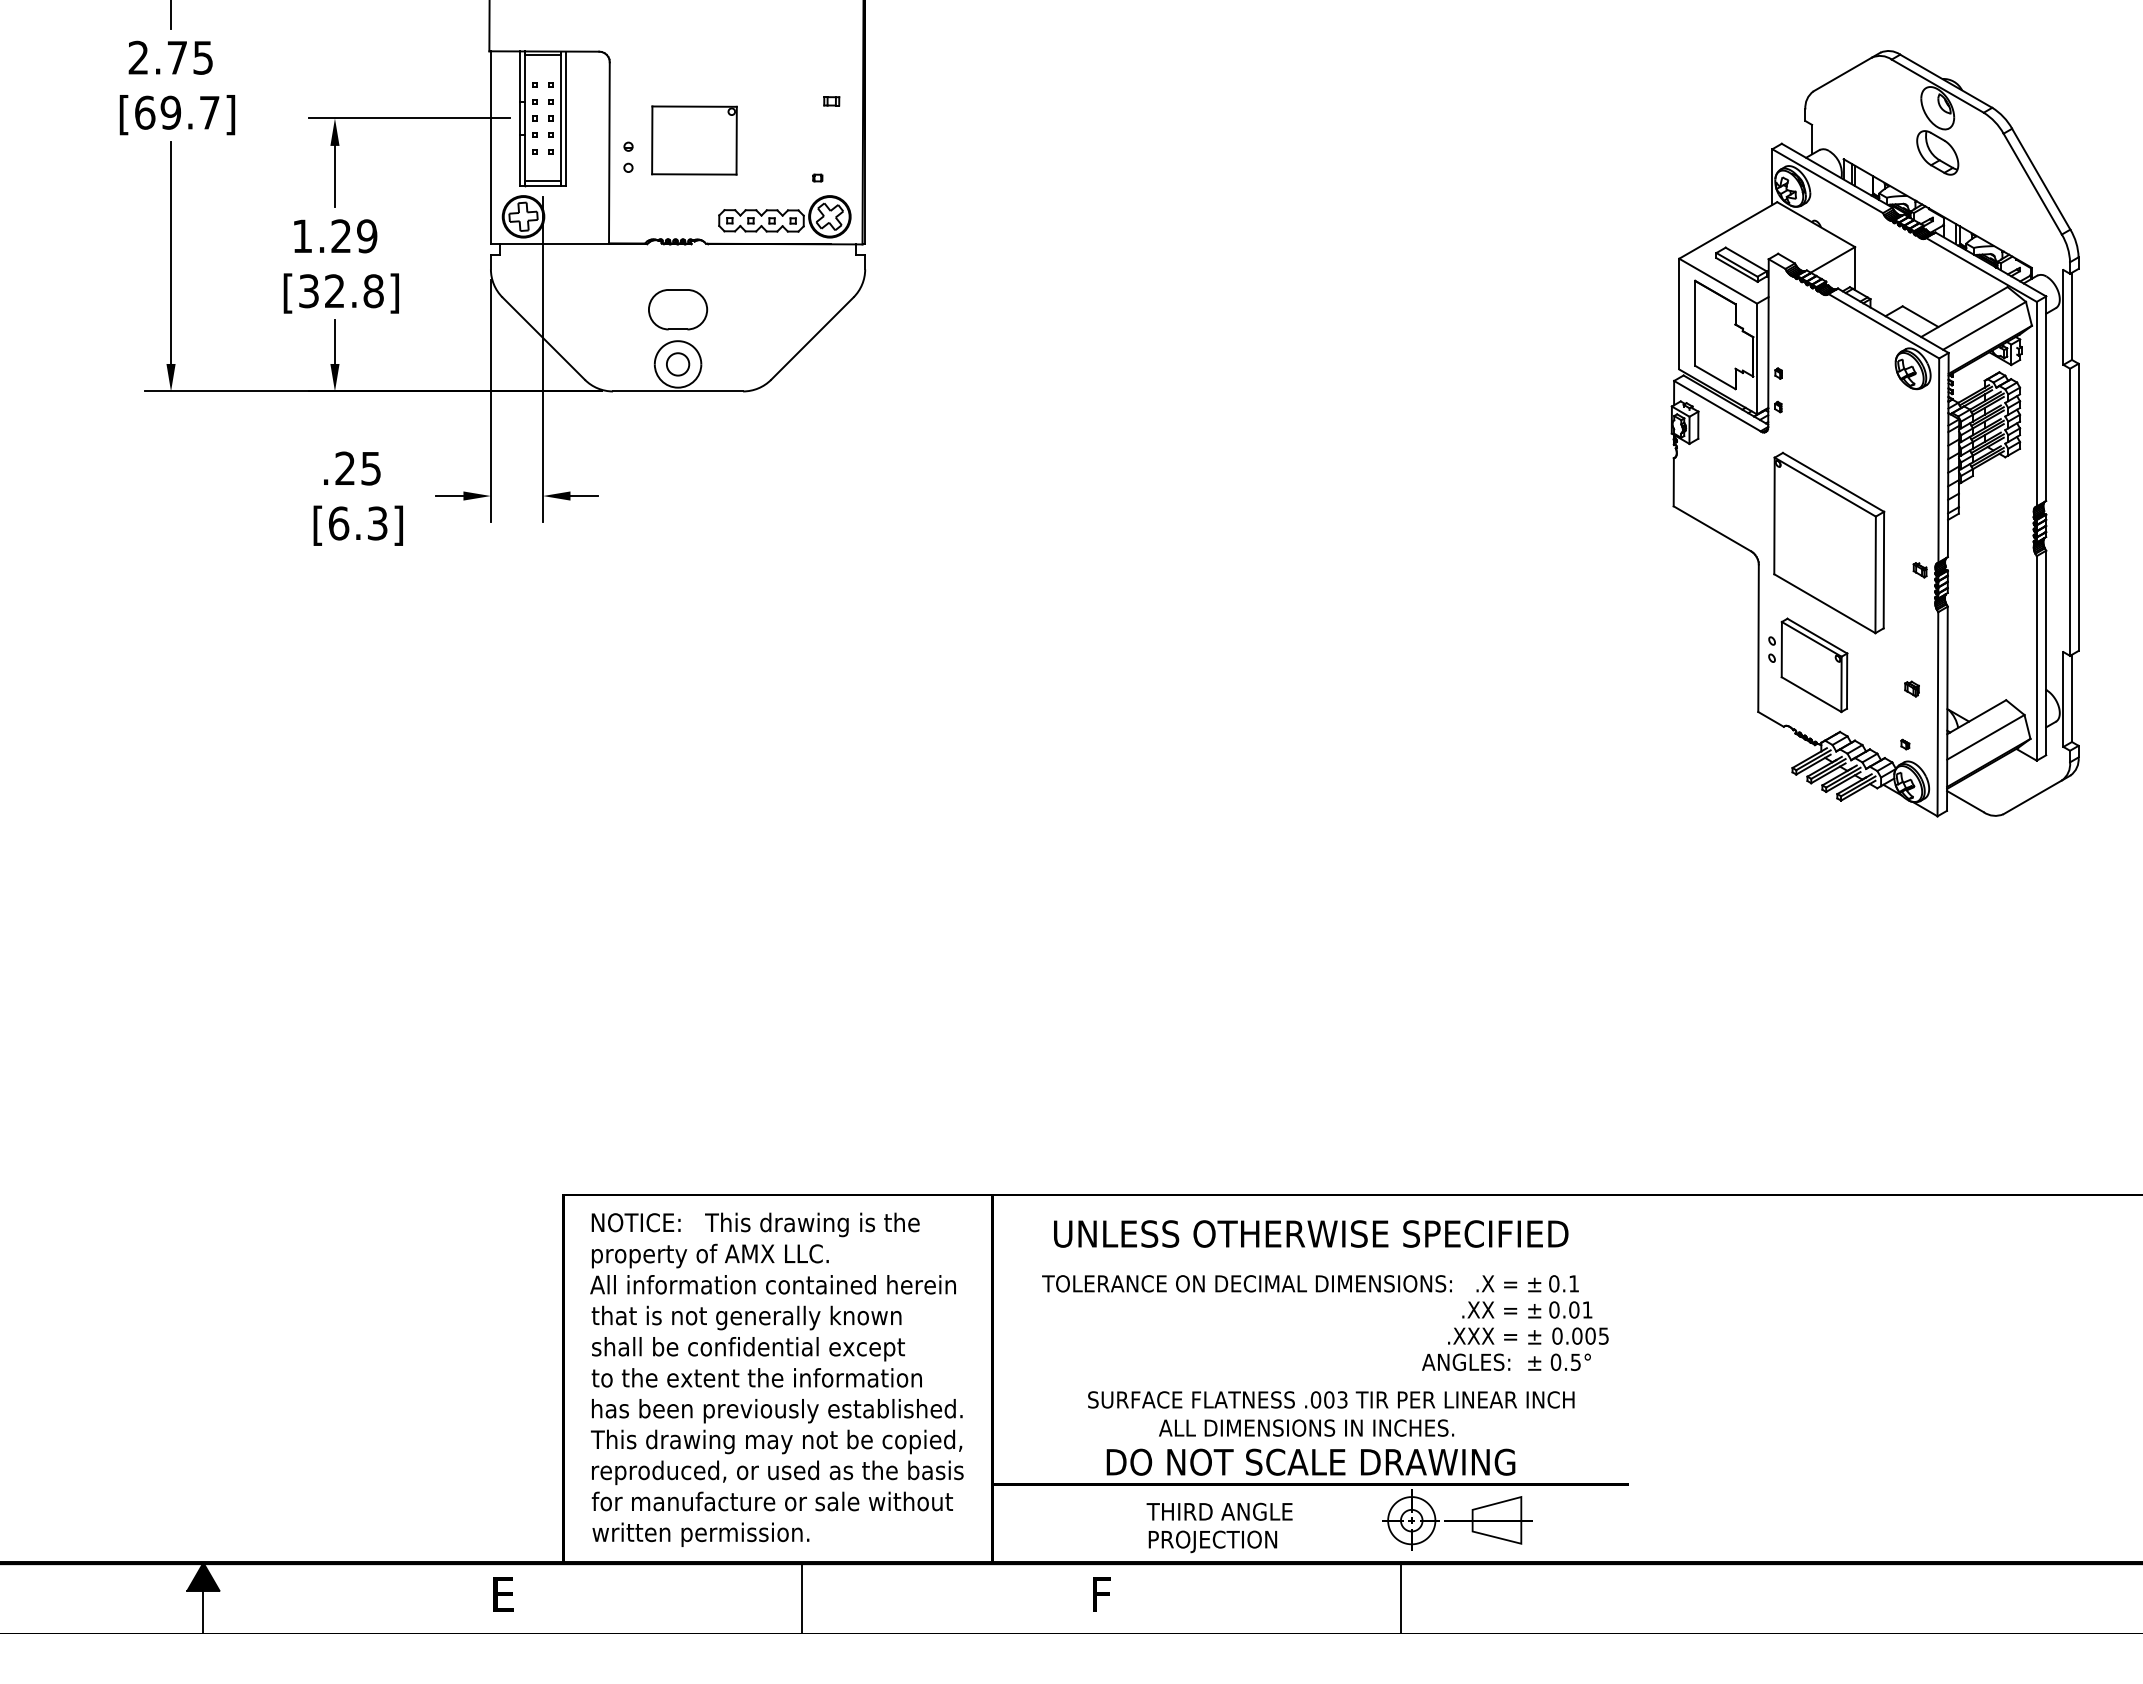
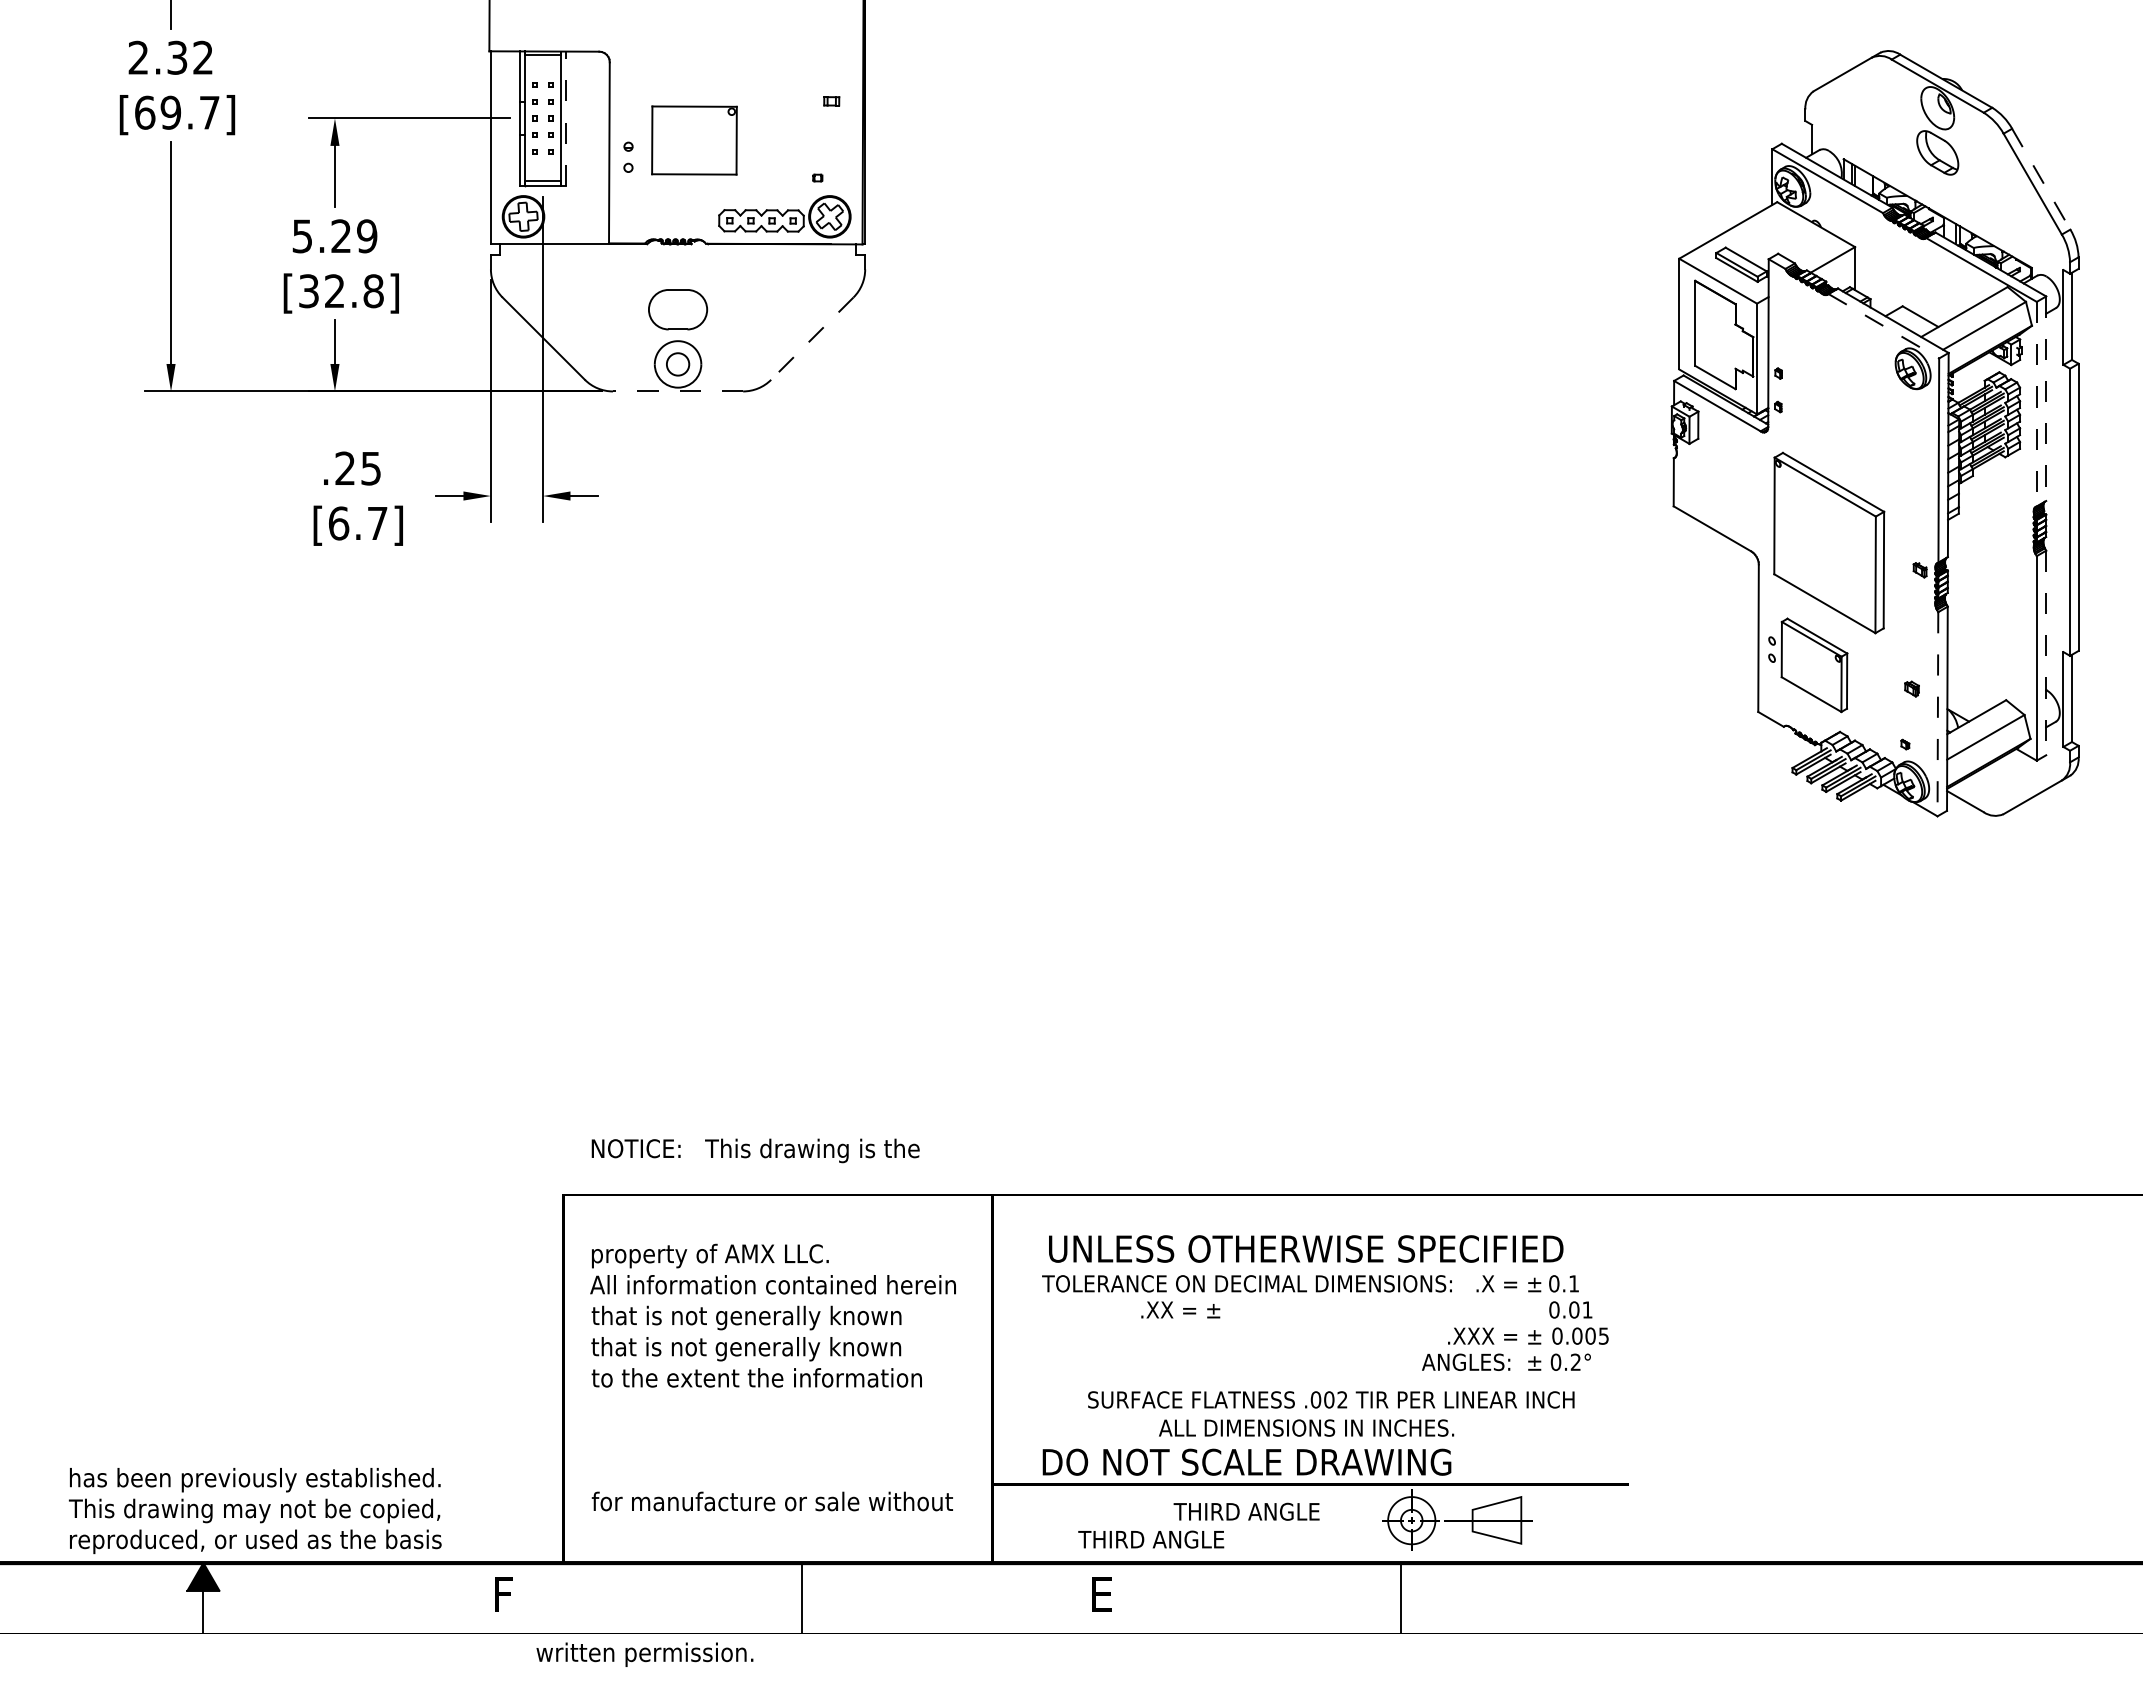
text: 2.75 -> 2.32 (189, 57)
line: solid -> dashed (565, 118)
line: solid -> dashed (2041, 179)
text: 1.29 -> 5.29 (301, 236)
line: solid -> dashed (1884, 326)
line: solid -> dashed (812, 338)
line: solid -> dashed (677, 391)
line: solid -> dashed (2046, 399)
line: solid -> dashed (2036, 404)
text: [6.3] -> [6.7] (377, 523)
line: solid -> dashed (2046, 653)
line: solid -> dashed (1937, 714)
text position: (755, 1224) -> (755, 1150) (755, 1150)
text position: (1311, 1233) -> (1306, 1248) (1306, 1248)
text position: (1501, 1309) -> (1180, 1309) (1180, 1309)
text: shall be confidential except -> that is not generally known (748, 1349)
text: 0.5° -> 0.2° (1575, 1361)
text: .003 -> .002 (1342, 1399)
text position: (777, 1442) -> (255, 1511) (255, 1511)
text position: (1310, 1461) -> (1246, 1461) (1246, 1461)
text position: (1219, 1511) -> (1246, 1511) (1246, 1511)
text position: (700, 1534) -> (644, 1654) (644, 1654)
text: PROJECTION -> THIRD ANGLE (1177, 1541)
text: E -> F (503, 1594)
text: F -> E (1101, 1594)
